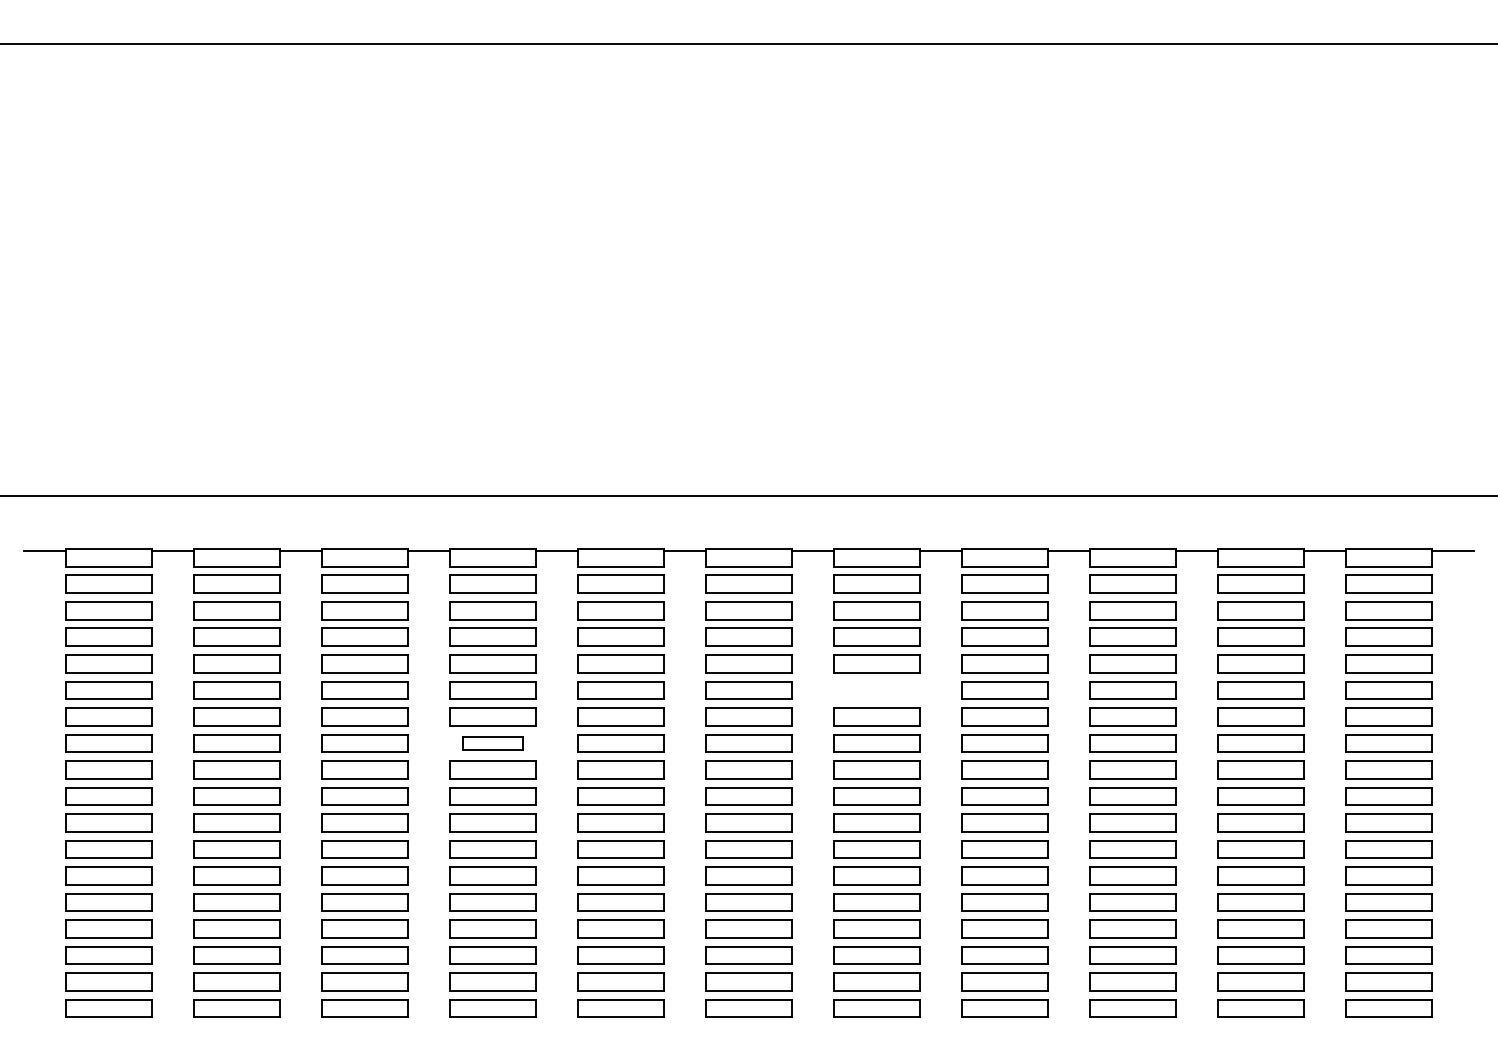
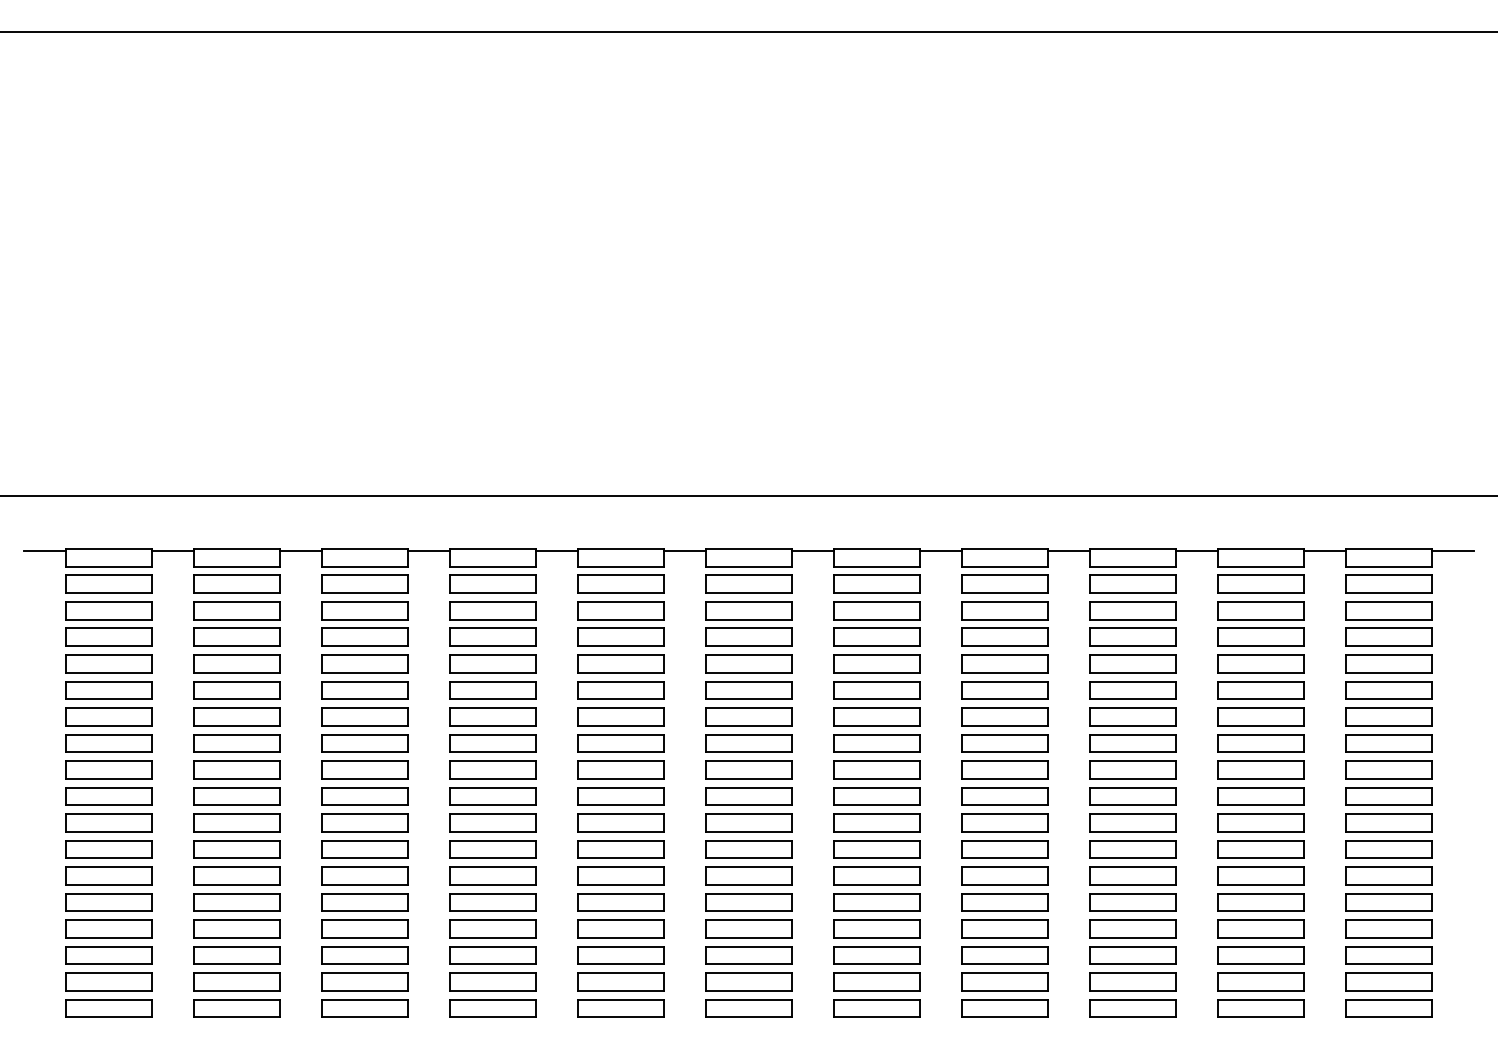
line position: (748, 43) -> (748, 31) (748, 31)
part: none -> present (876, 690)
part size: 62x15 px -> 88x19 px (492, 743)
